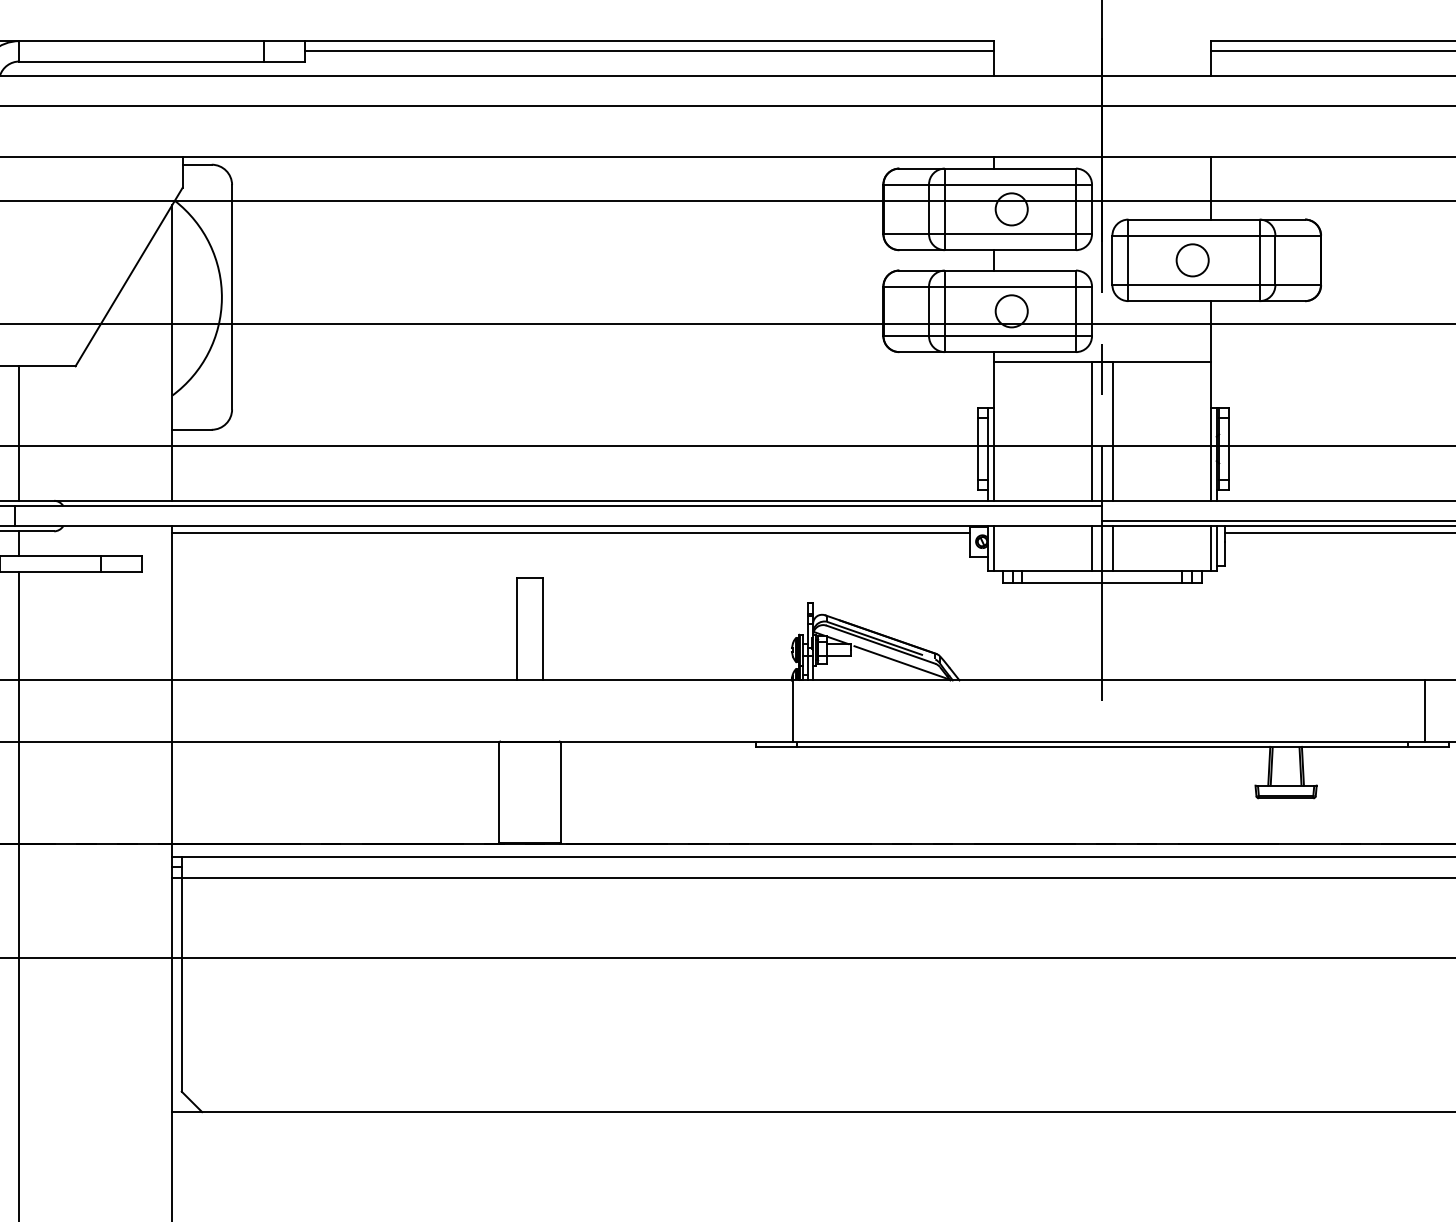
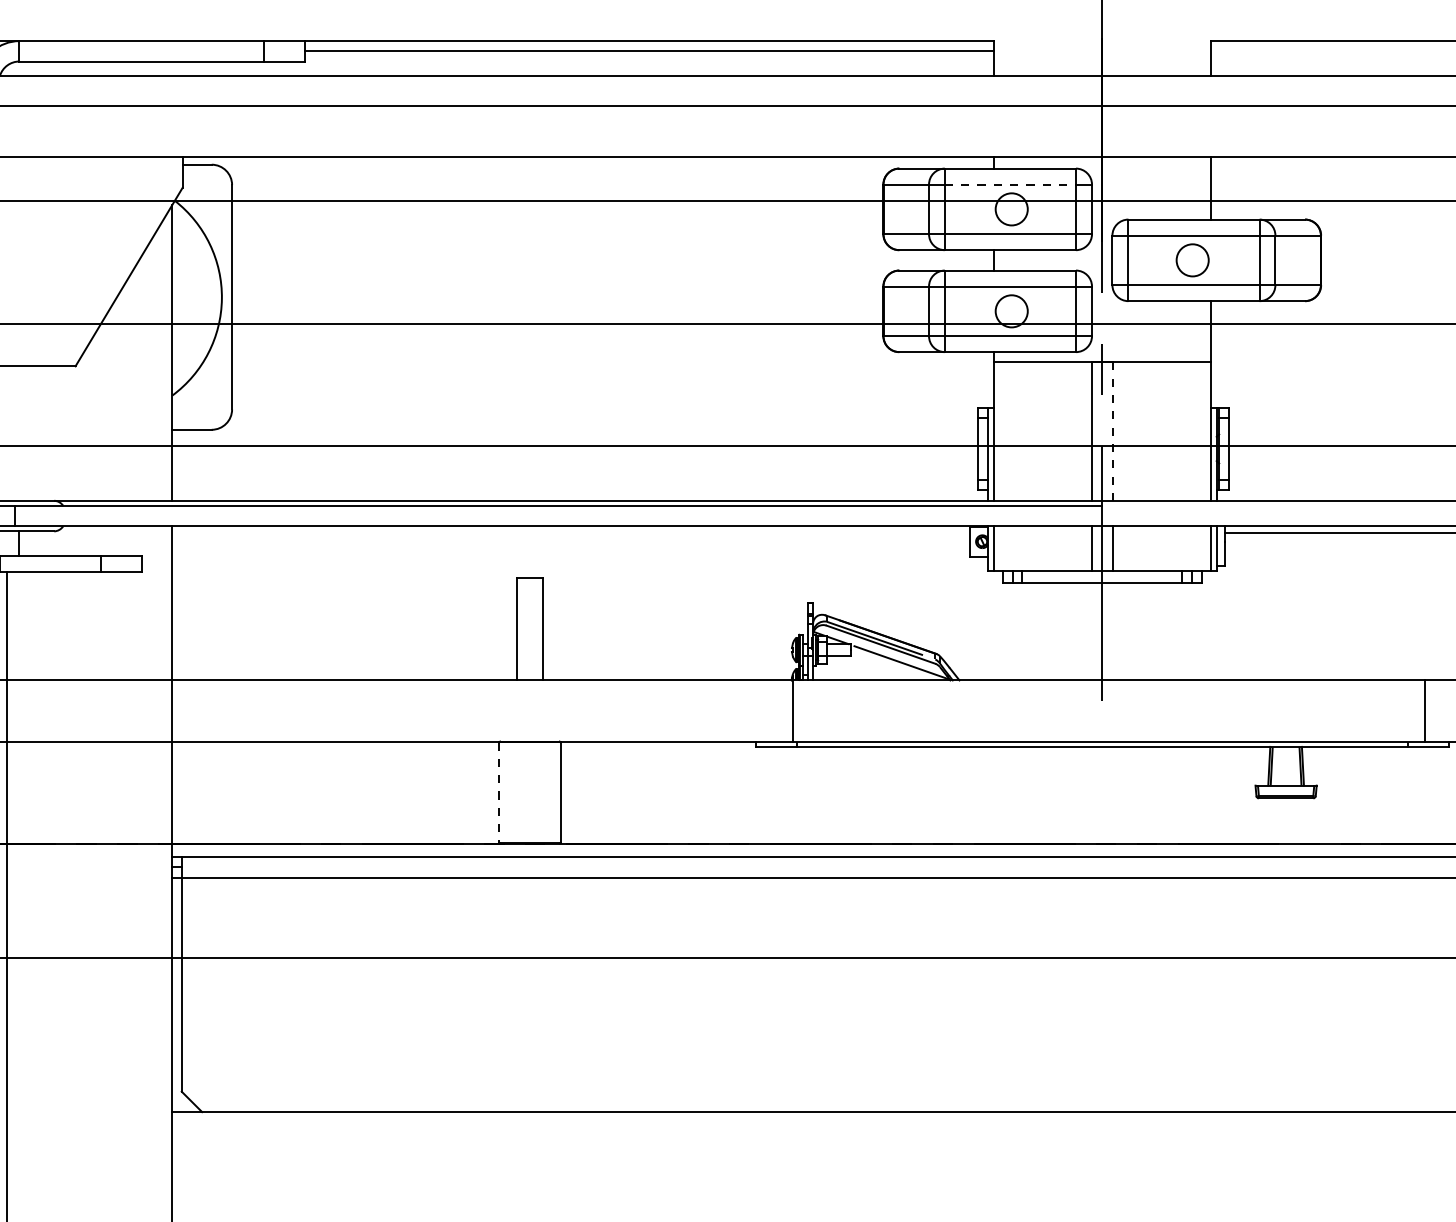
line: present -> none (1331, 51)
line: solid -> dashed (1010, 184)
line: solid -> dashed (1112, 432)
line: present -> none (19, 433)
line: present -> none (1276, 521)
line: present -> none (570, 532)
line: solid -> dashed (499, 793)
line position: (19, 894) -> (7, 894) (7, 894)
